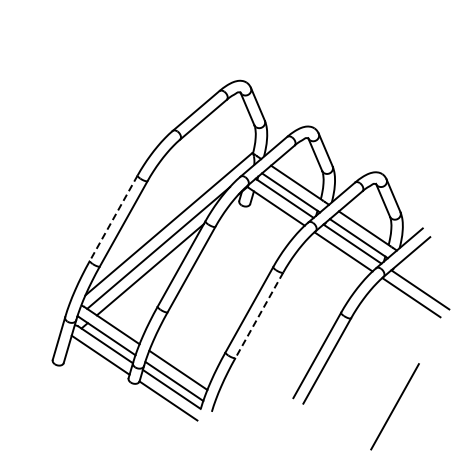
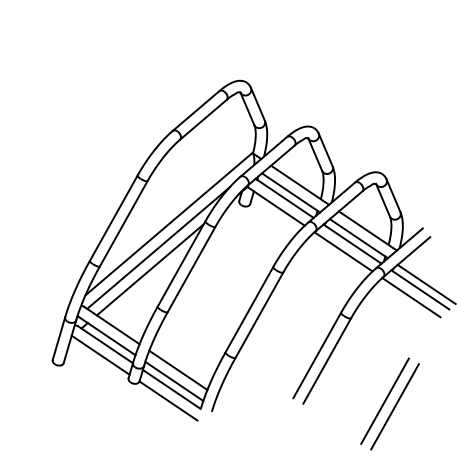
line: dashed -> solid (113, 218)
line: none -> present (425, 283)
line: dashed -> solid (259, 315)
line: none -> present (384, 400)
